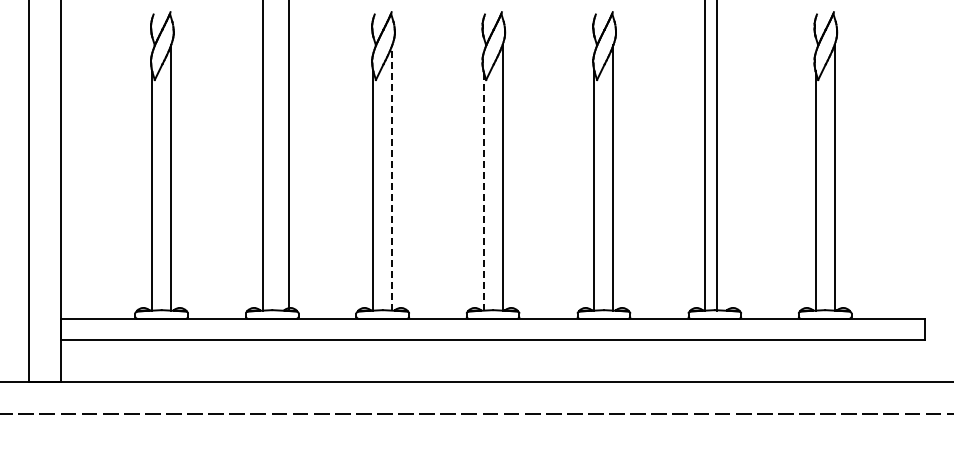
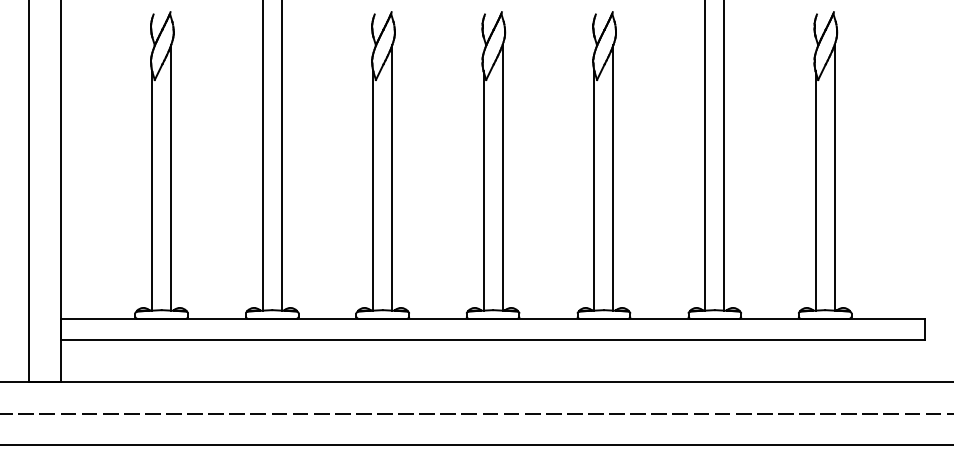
line position: (288, 156) -> (281, 156) (281, 156)
line position: (717, 156) -> (724, 156) (724, 156)
line: dashed -> solid (392, 177)
line: dashed -> solid (483, 190)
line: none -> present (476, 445)
